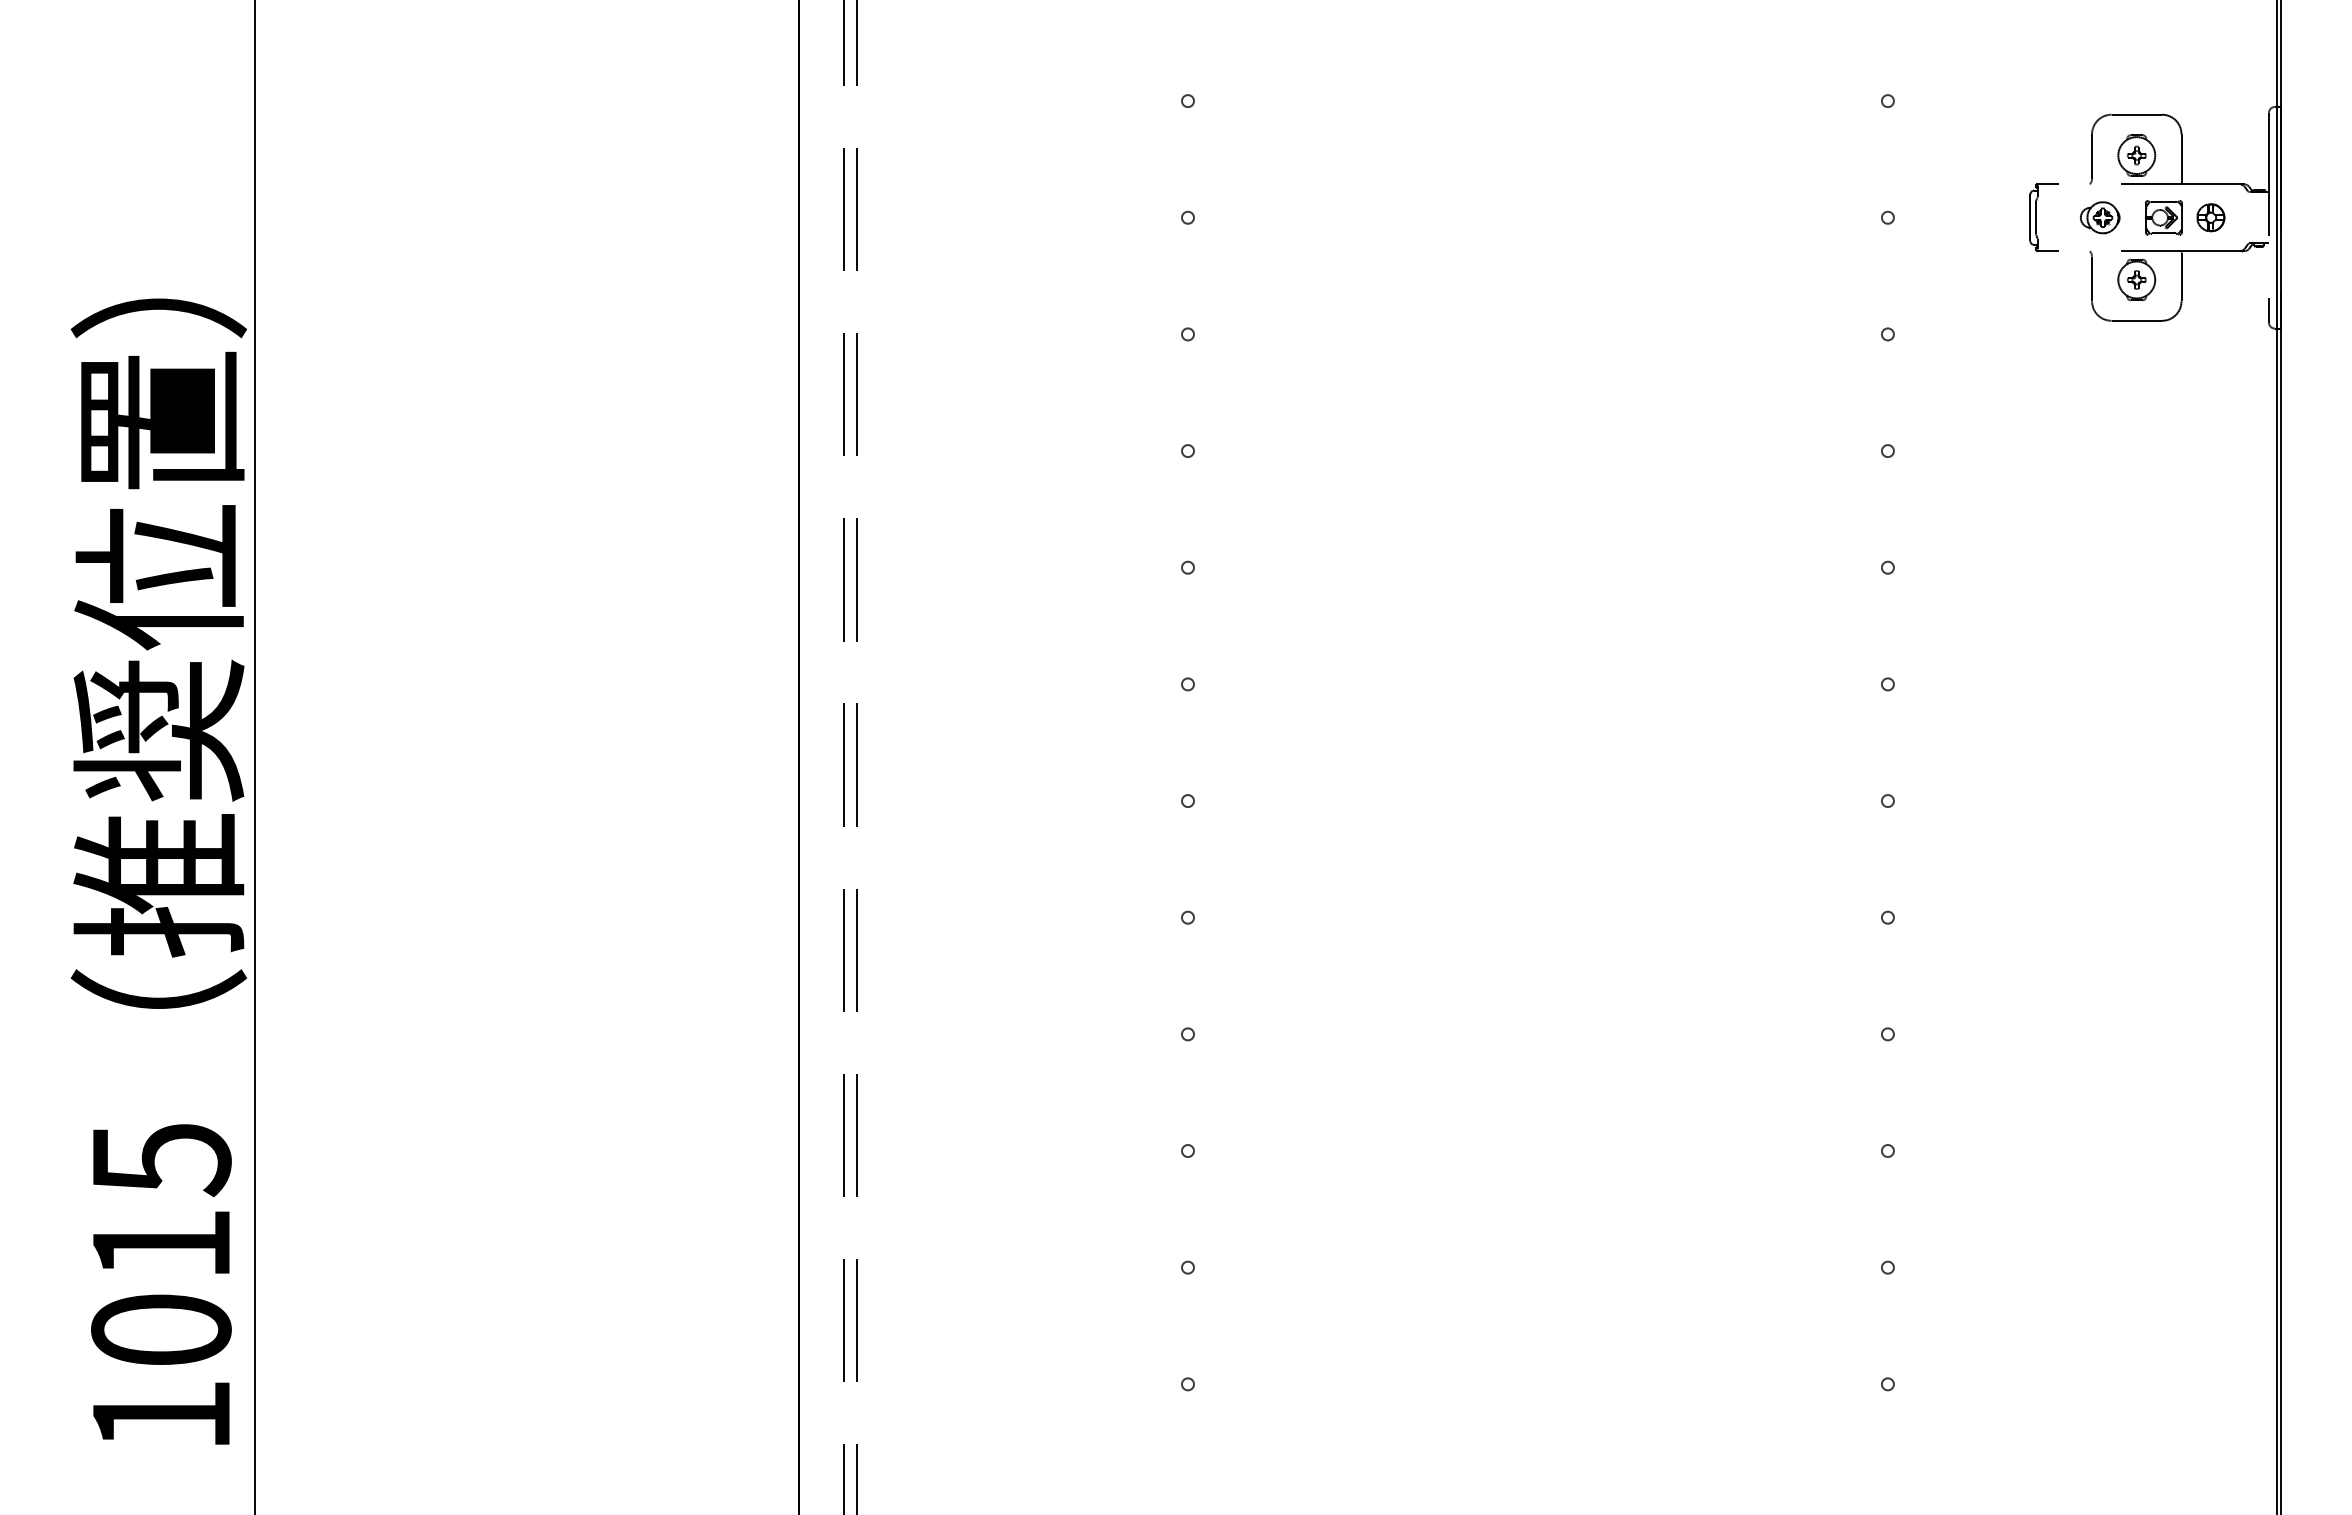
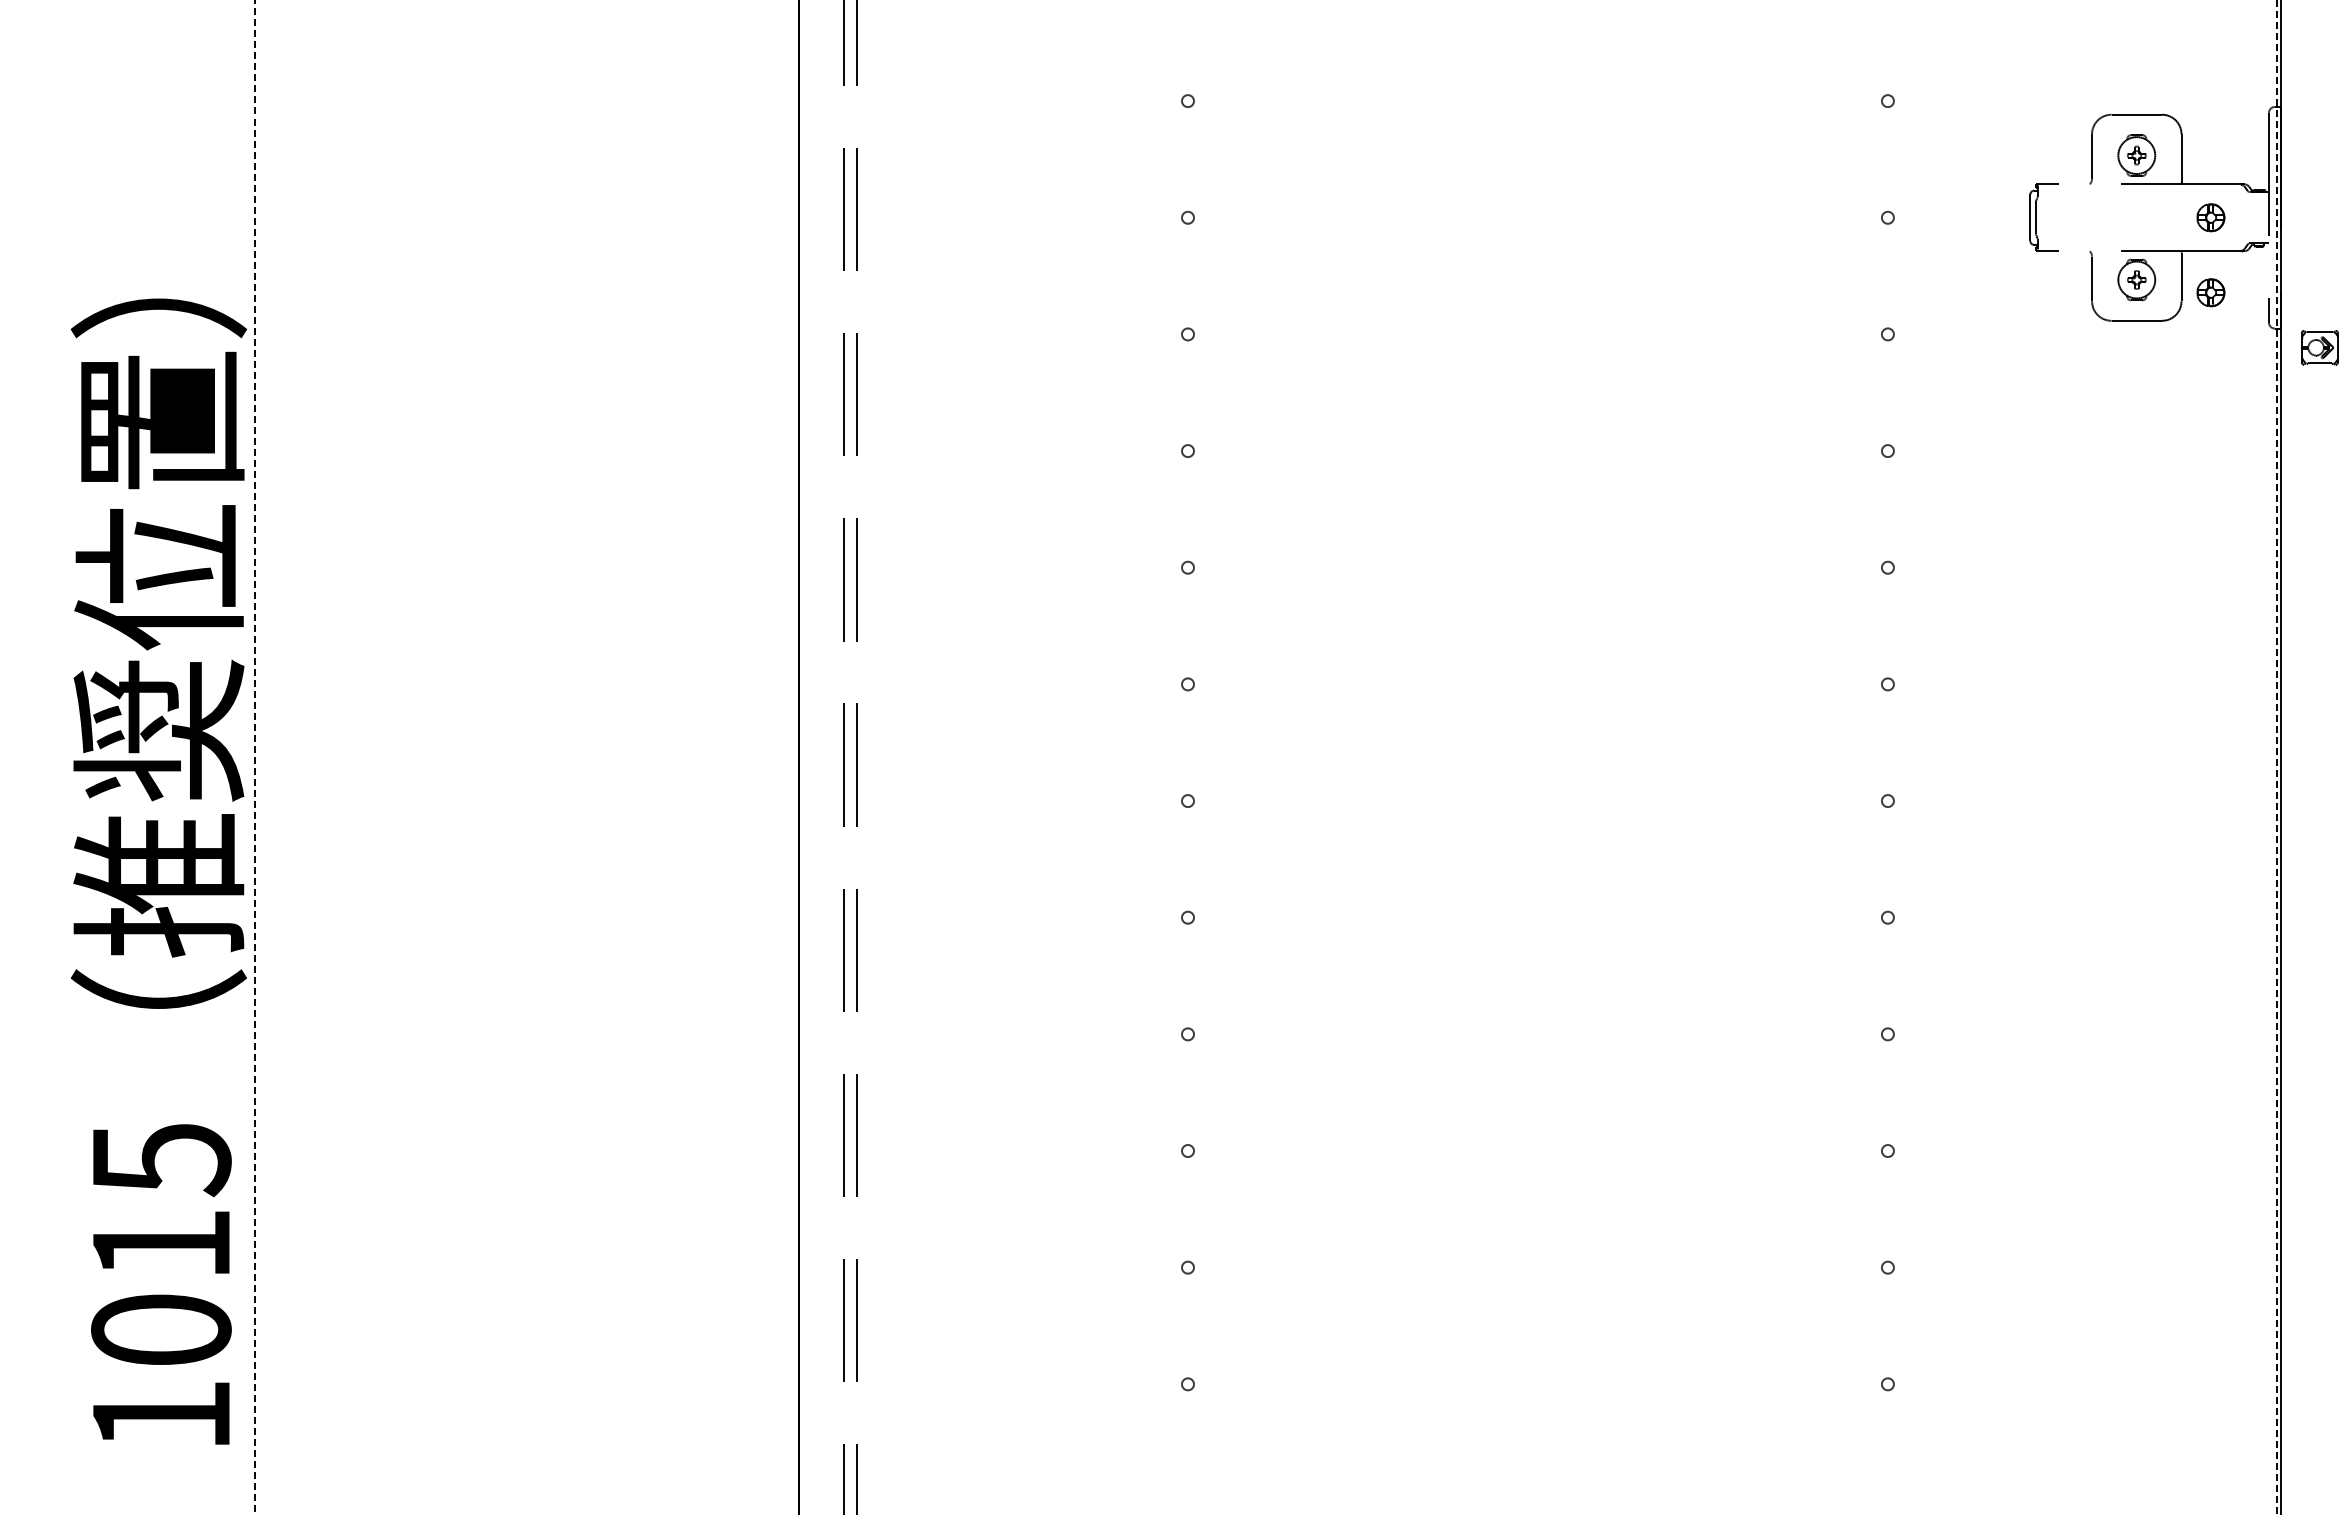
part: present -> none (2100, 217)
part position: (2163, 217) -> (2319, 347) (2319, 347)
part: none -> present (2210, 292)
line: solid -> dashed (254, 757)
line: solid -> dashed (2276, 758)
